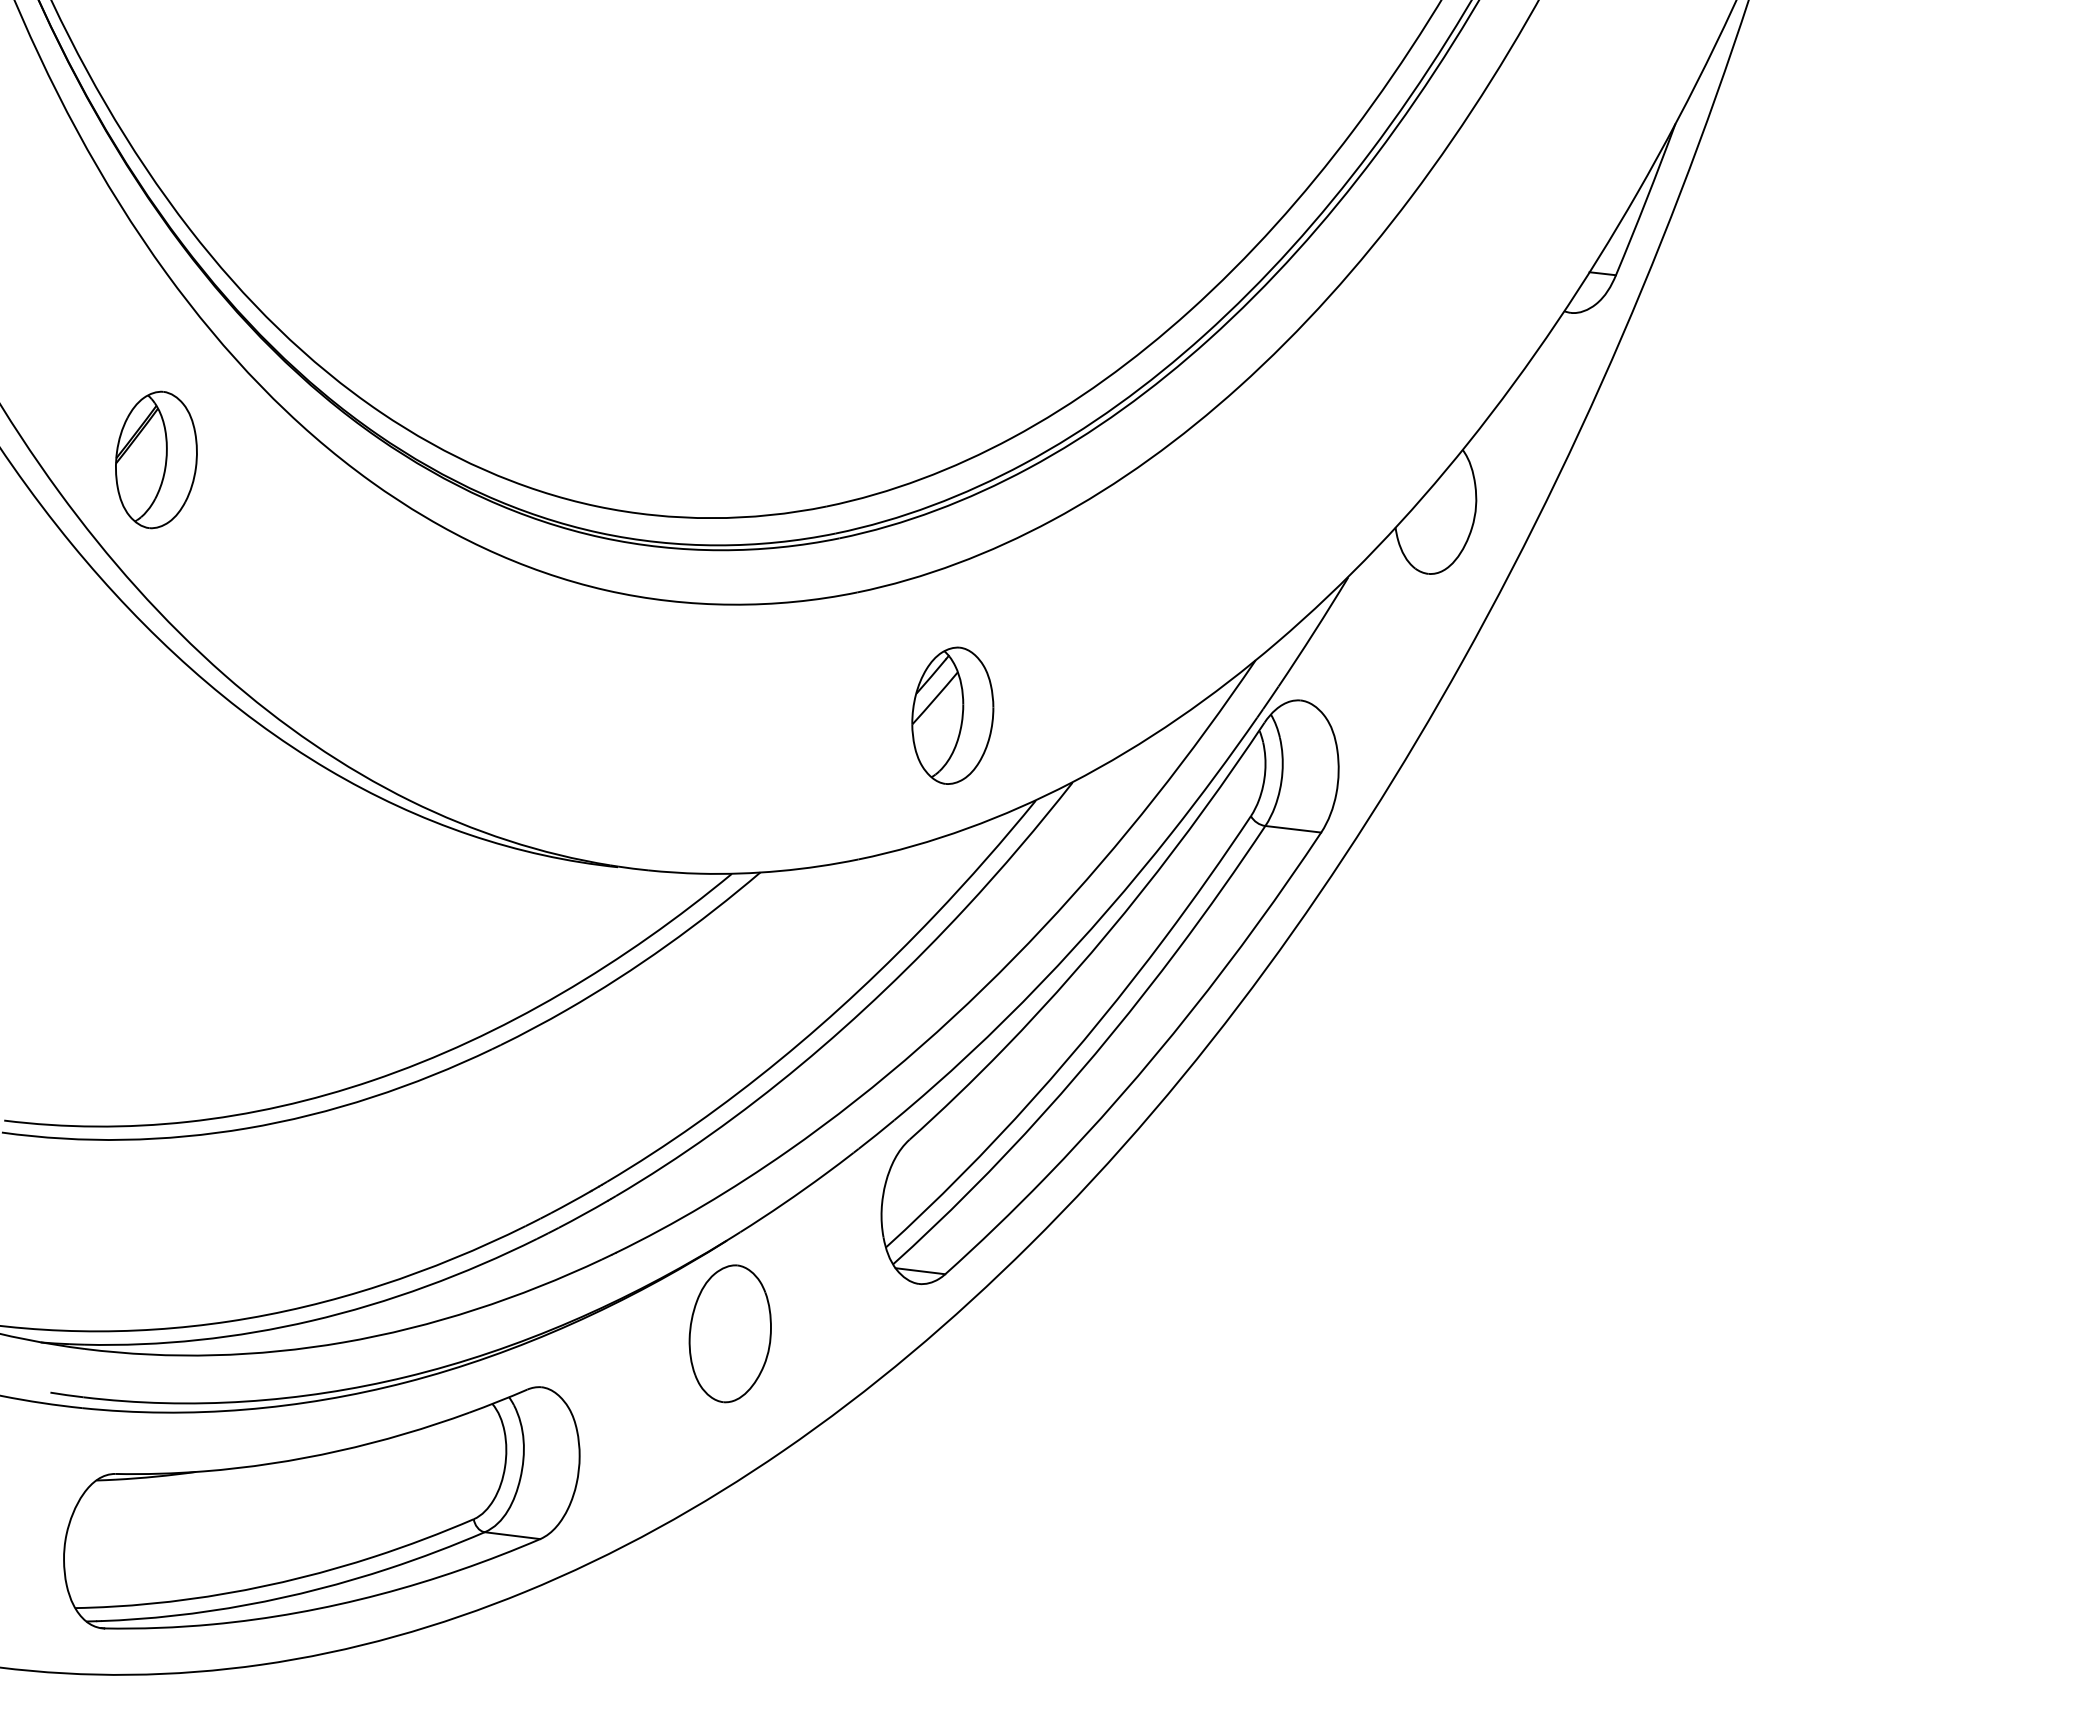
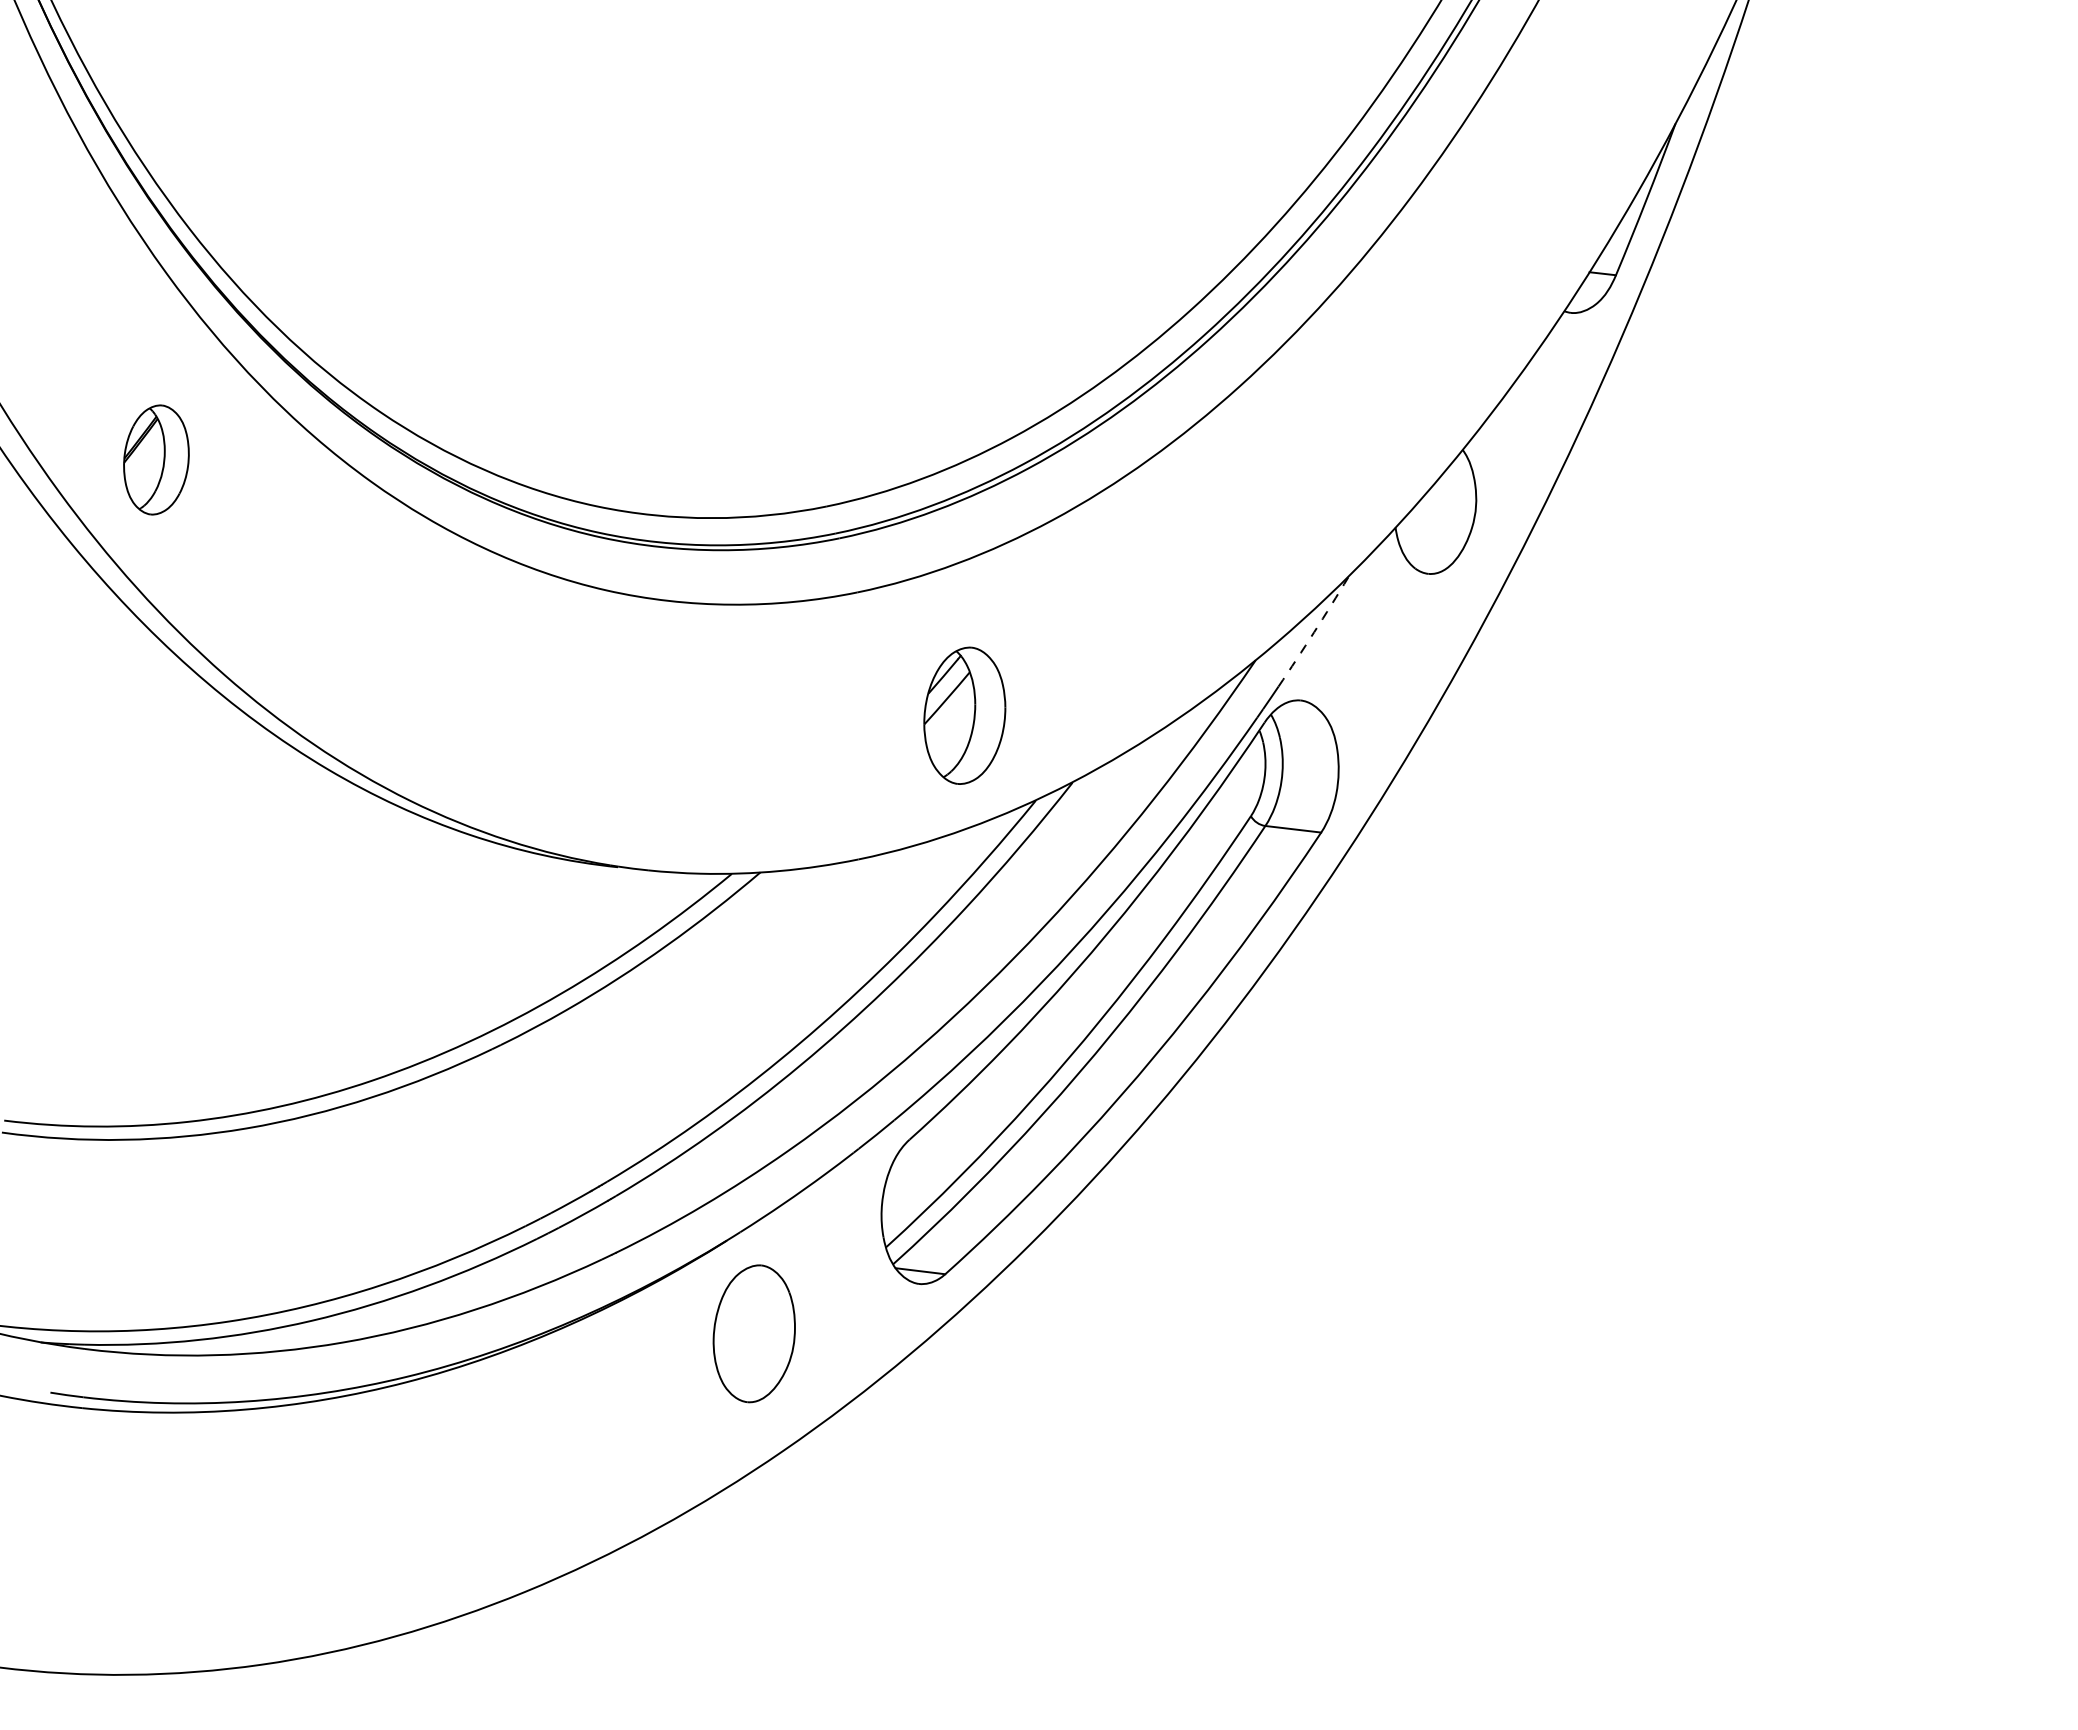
part size: 83x140 px -> 67x112 px (156, 459)
arc: solid -> dashed (1314, 632)
part position: (952, 715) -> (964, 715) (964, 715)
part position: (729, 1333) -> (753, 1333) (753, 1333)
part: present -> none (321, 1507)
